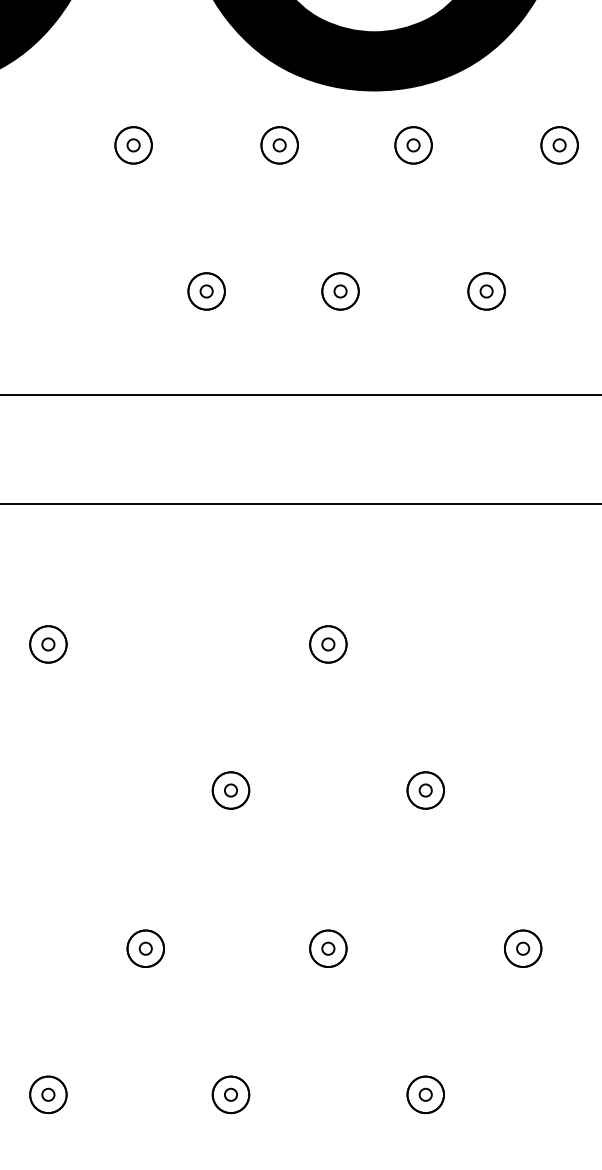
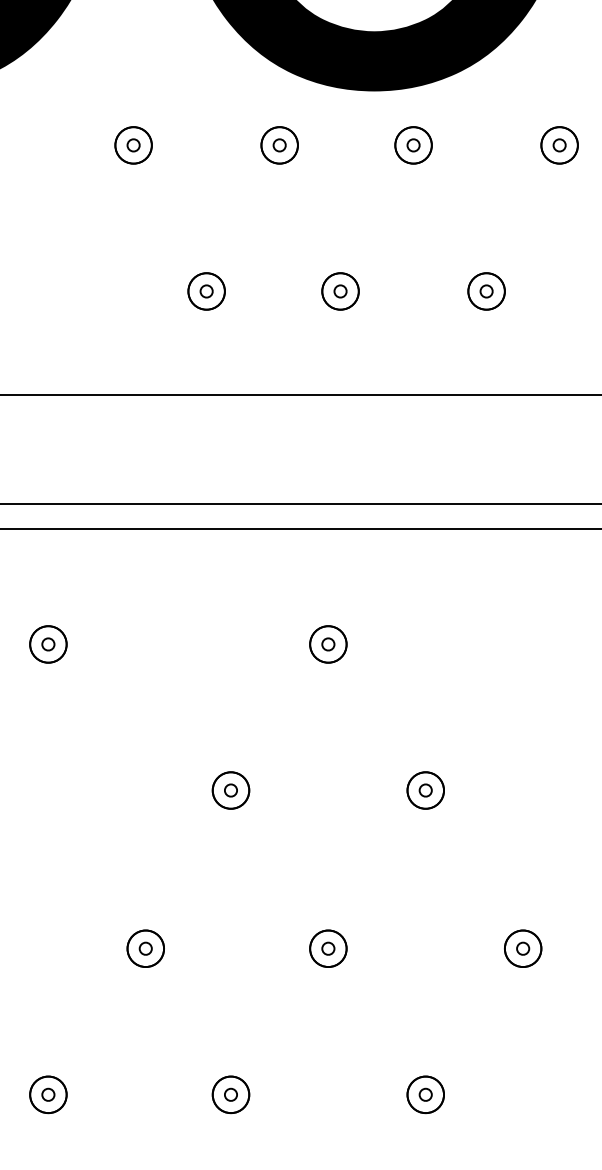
line: none -> present (300, 528)
